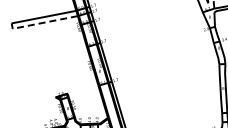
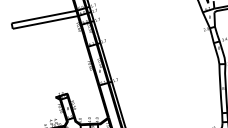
line: dashed -> solid (44, 22)
